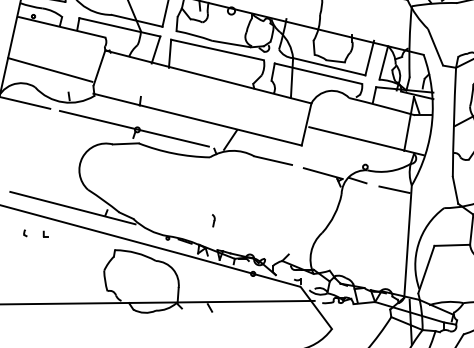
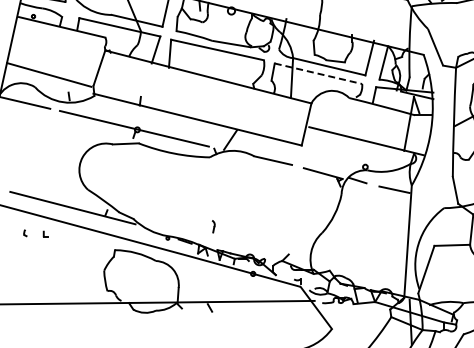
line position: (50, 69) -> (49, 74) (49, 74)
line: solid -> dashed (318, 73)
part position: (213, 220) -> (213, 226) (213, 226)
